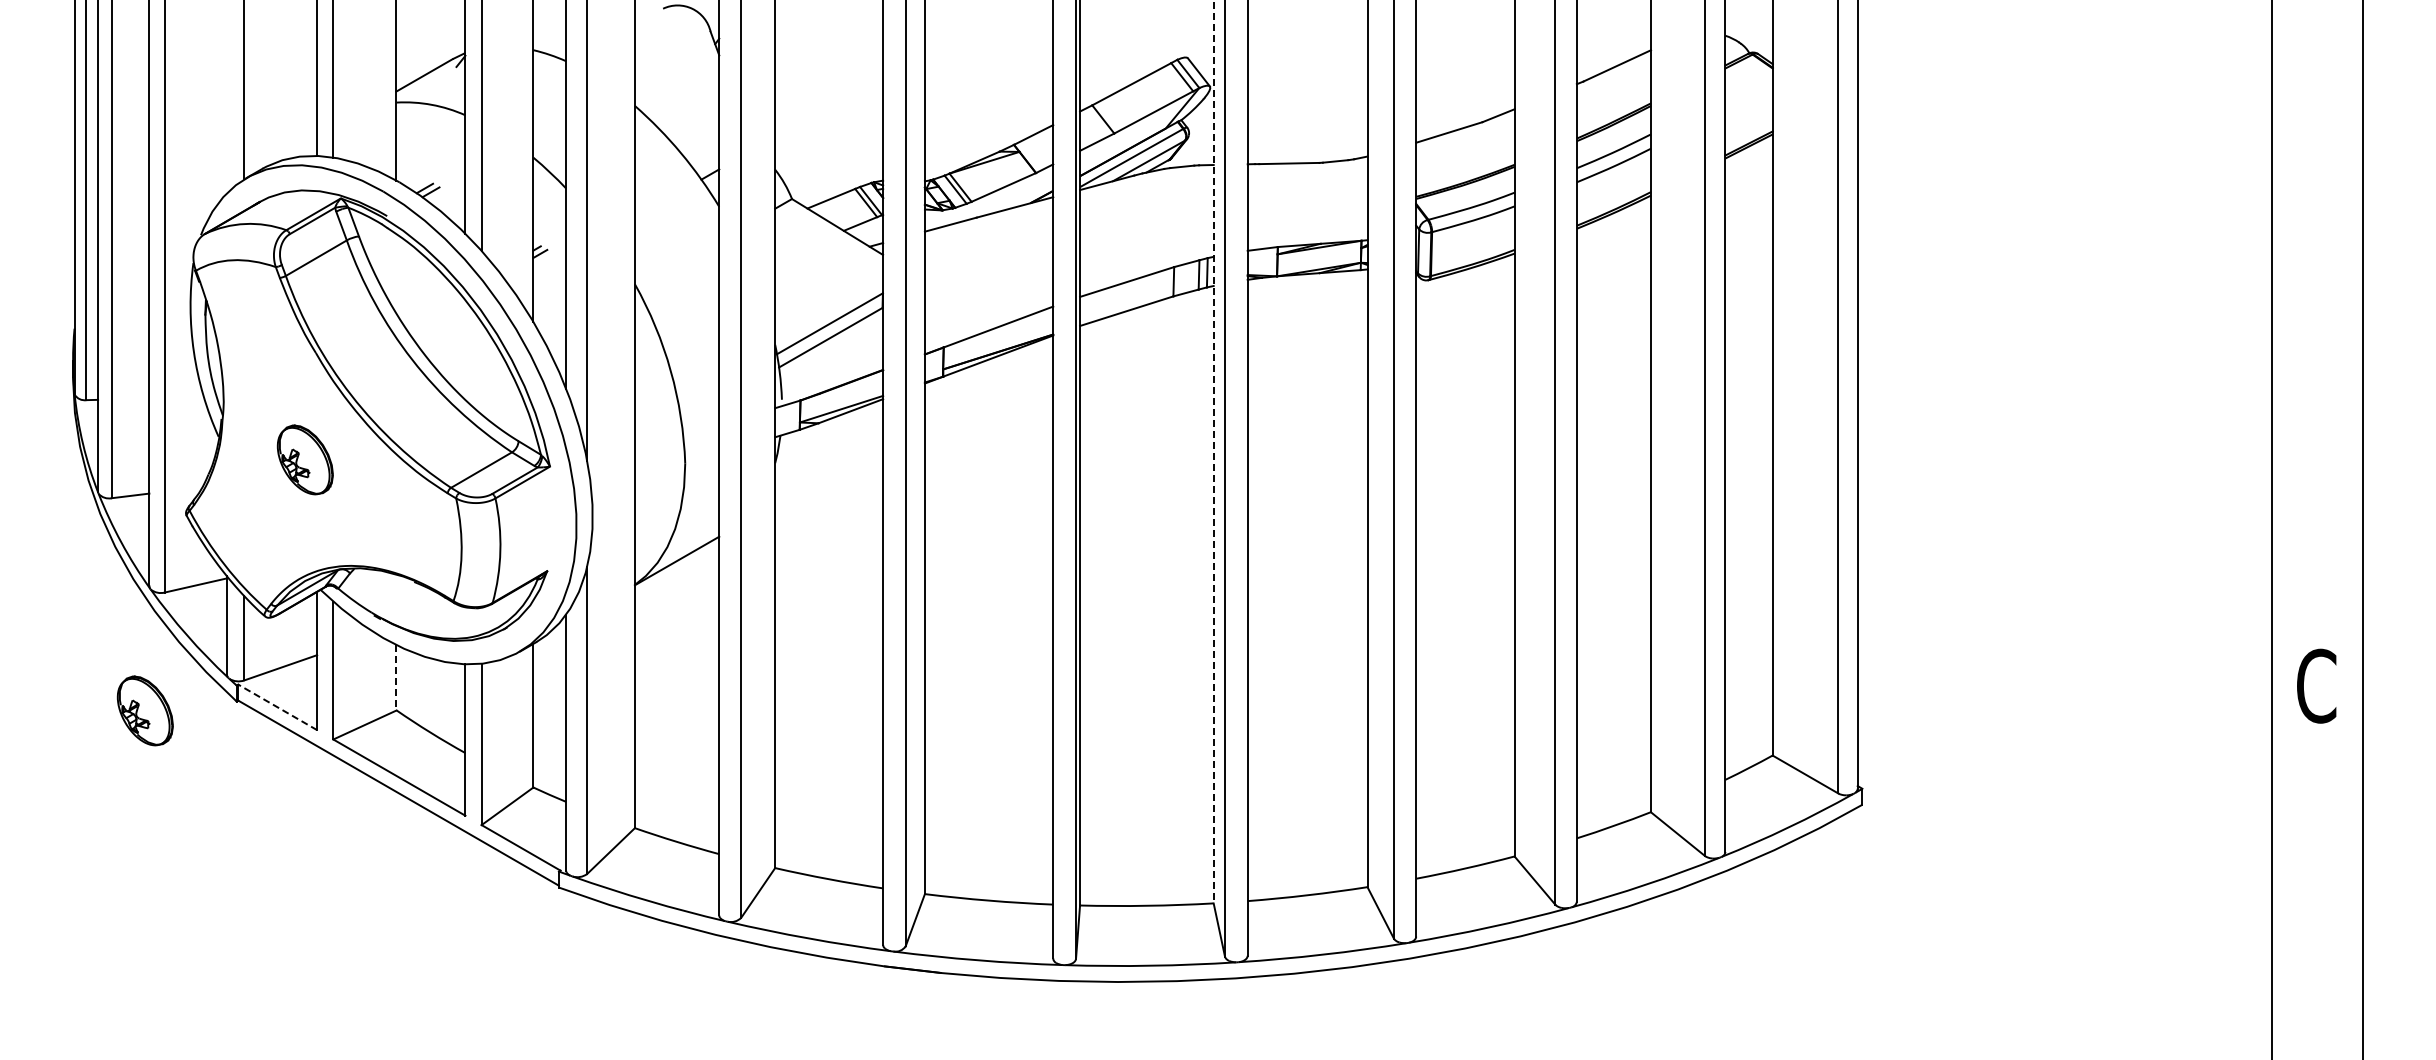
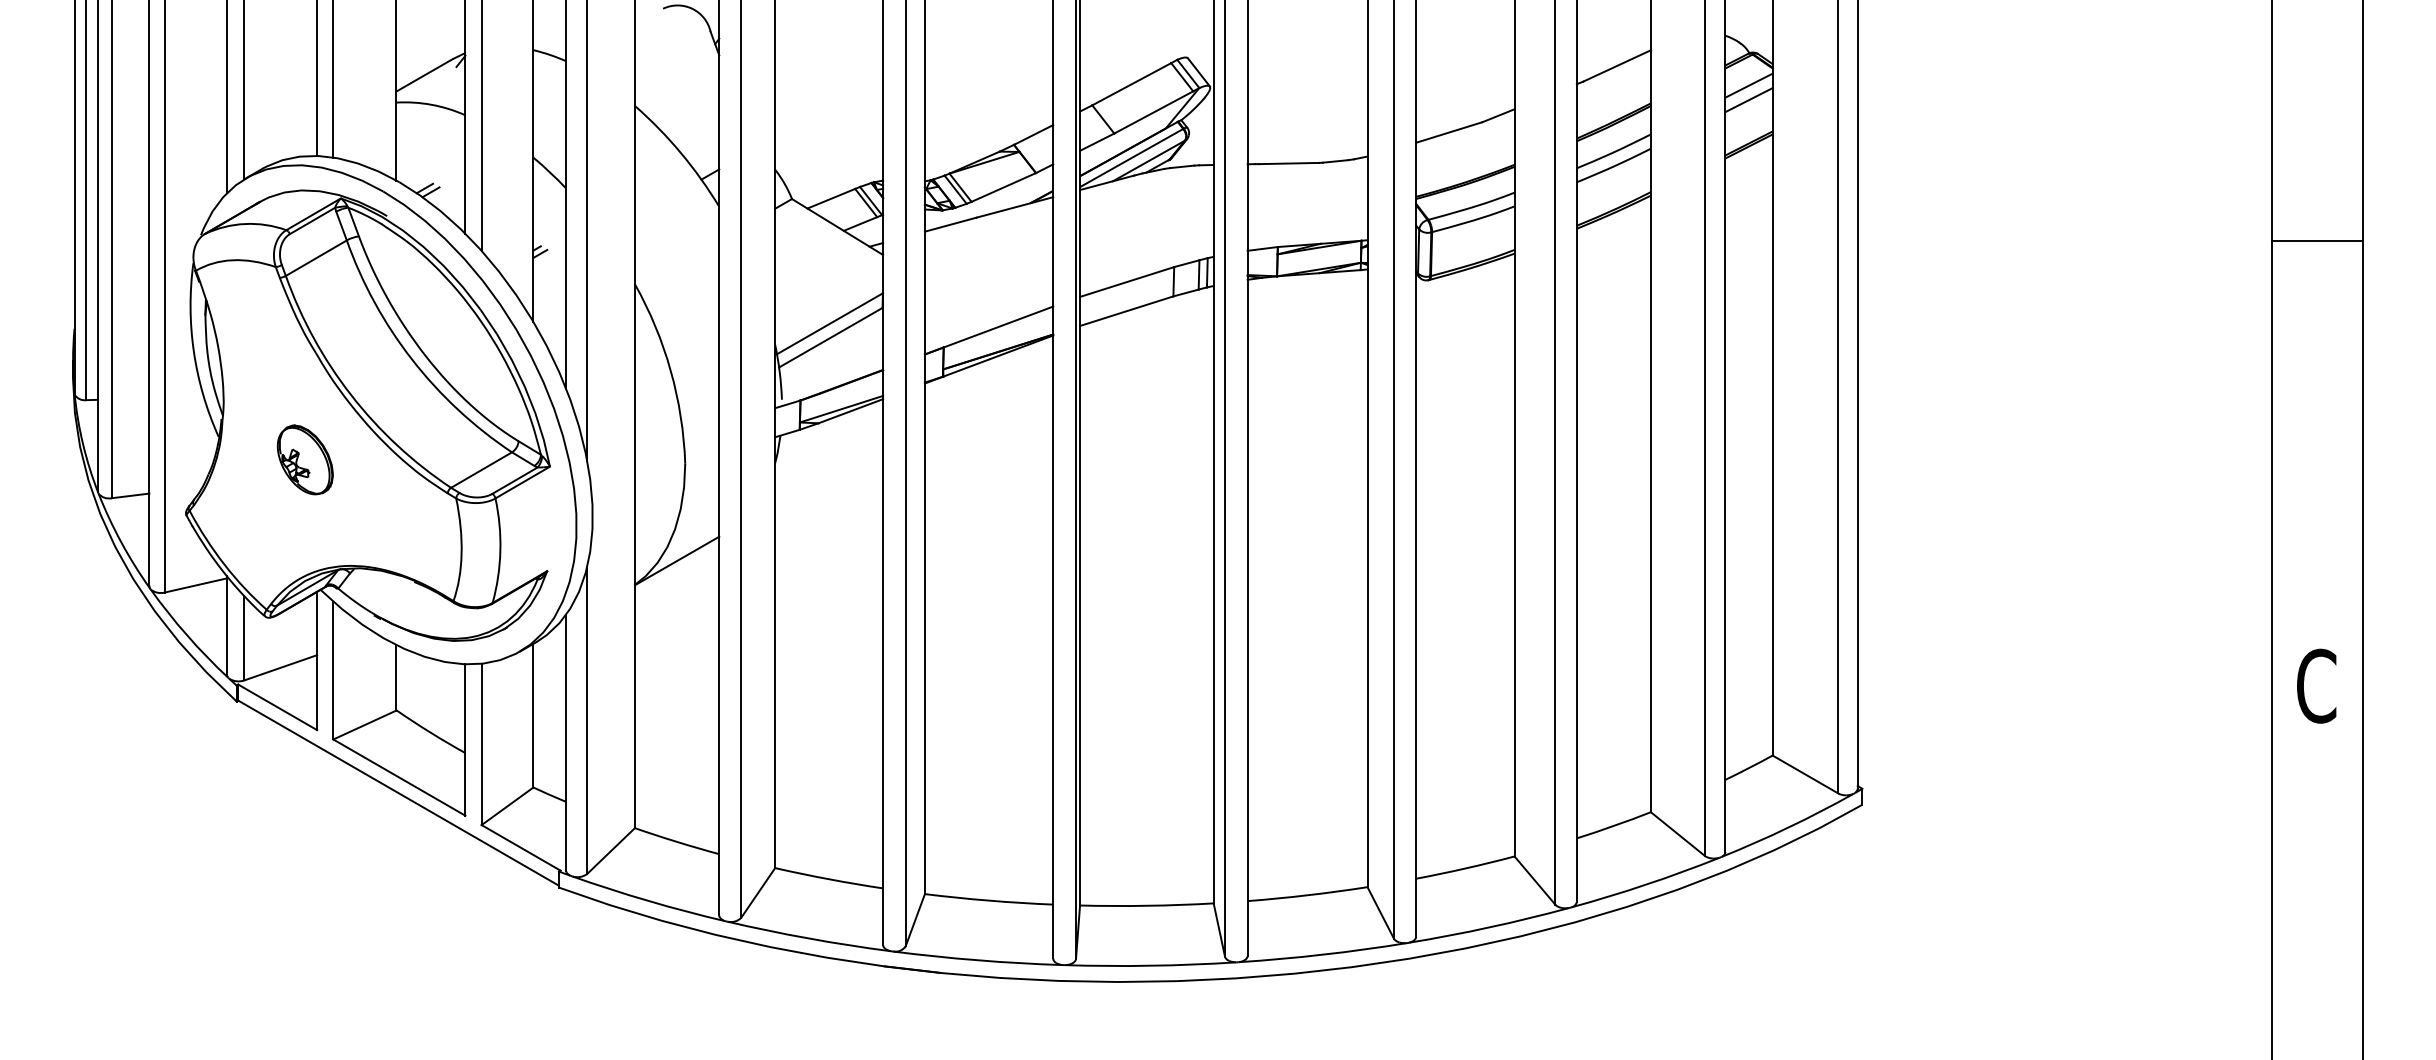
line: none -> present (1748, 85)
line: none -> present (227, 97)
line: none -> present (1748, 100)
line: none -> present (2316, 240)
line: dashed -> solid (1213, 451)
line: dashed -> solid (396, 677)
line: dashed -> solid (277, 707)
part: present -> none (144, 710)
